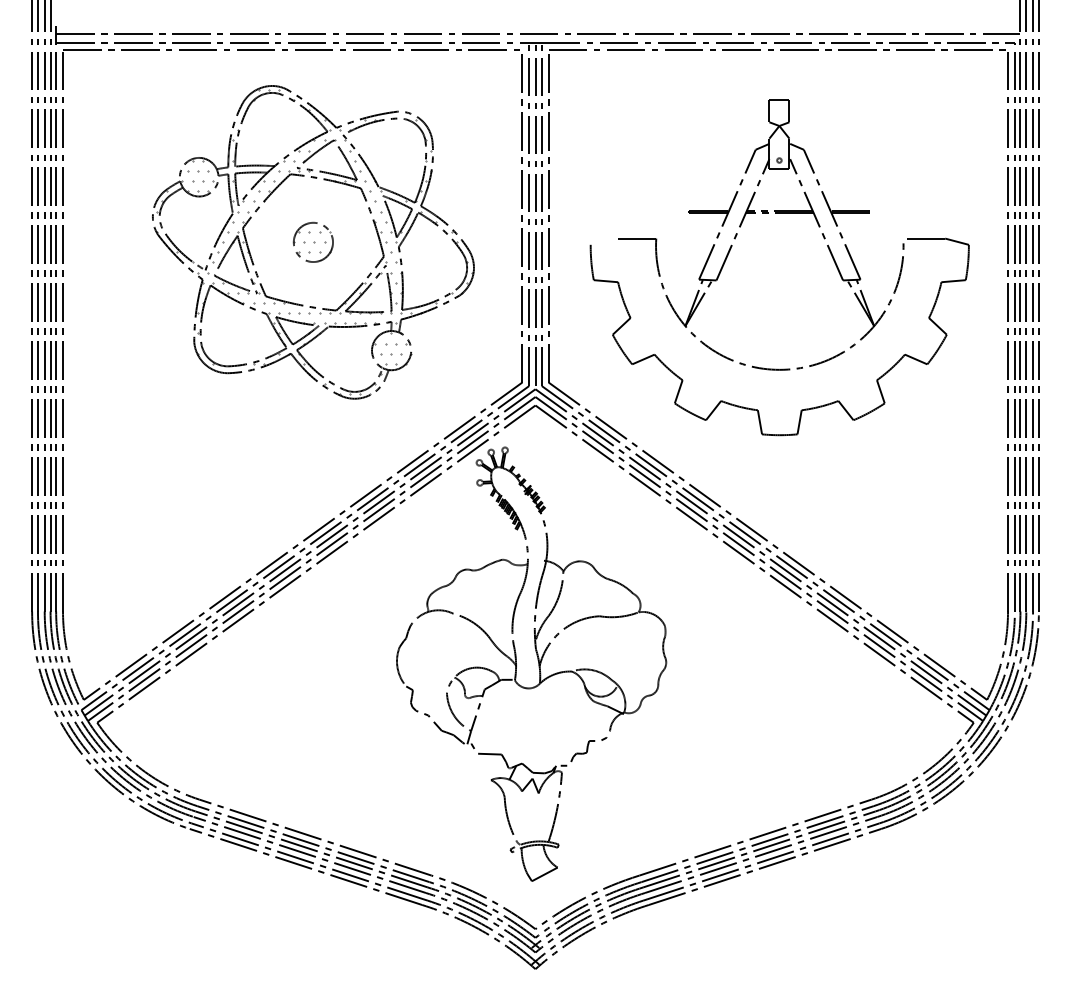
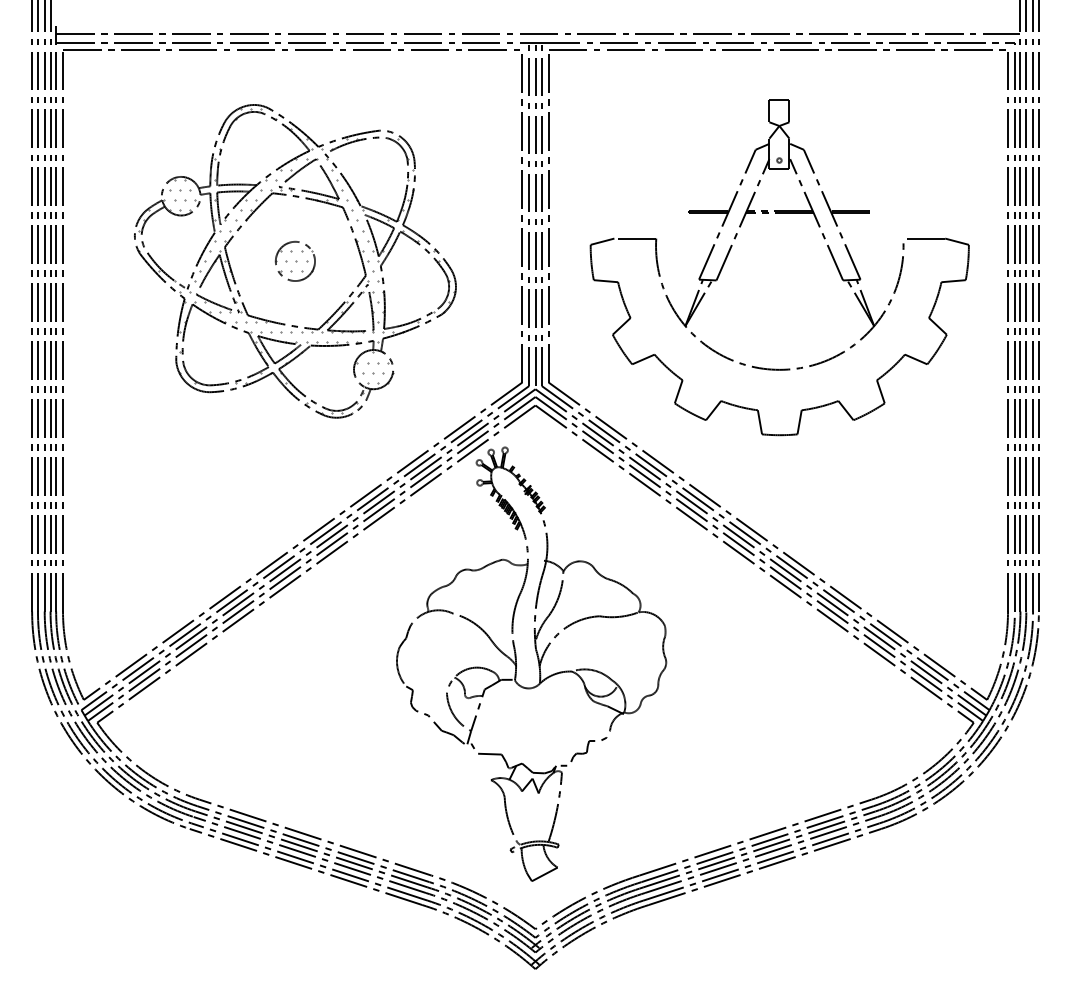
line: none -> present (602, 241)
part position: (313, 242) -> (295, 261) (295, 261)
